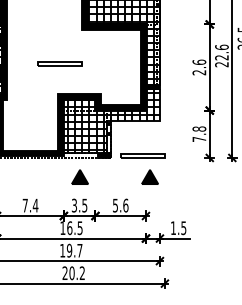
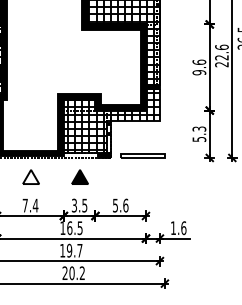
part: present -> none (59, 63)
text: 2.6 -> 9.6 (199, 72)
text: 7.8 -> 5.3 (199, 133)
part: none -> present (30, 176)
part: present -> none (149, 176)
text: 1.5 -> 1.6 (183, 228)
